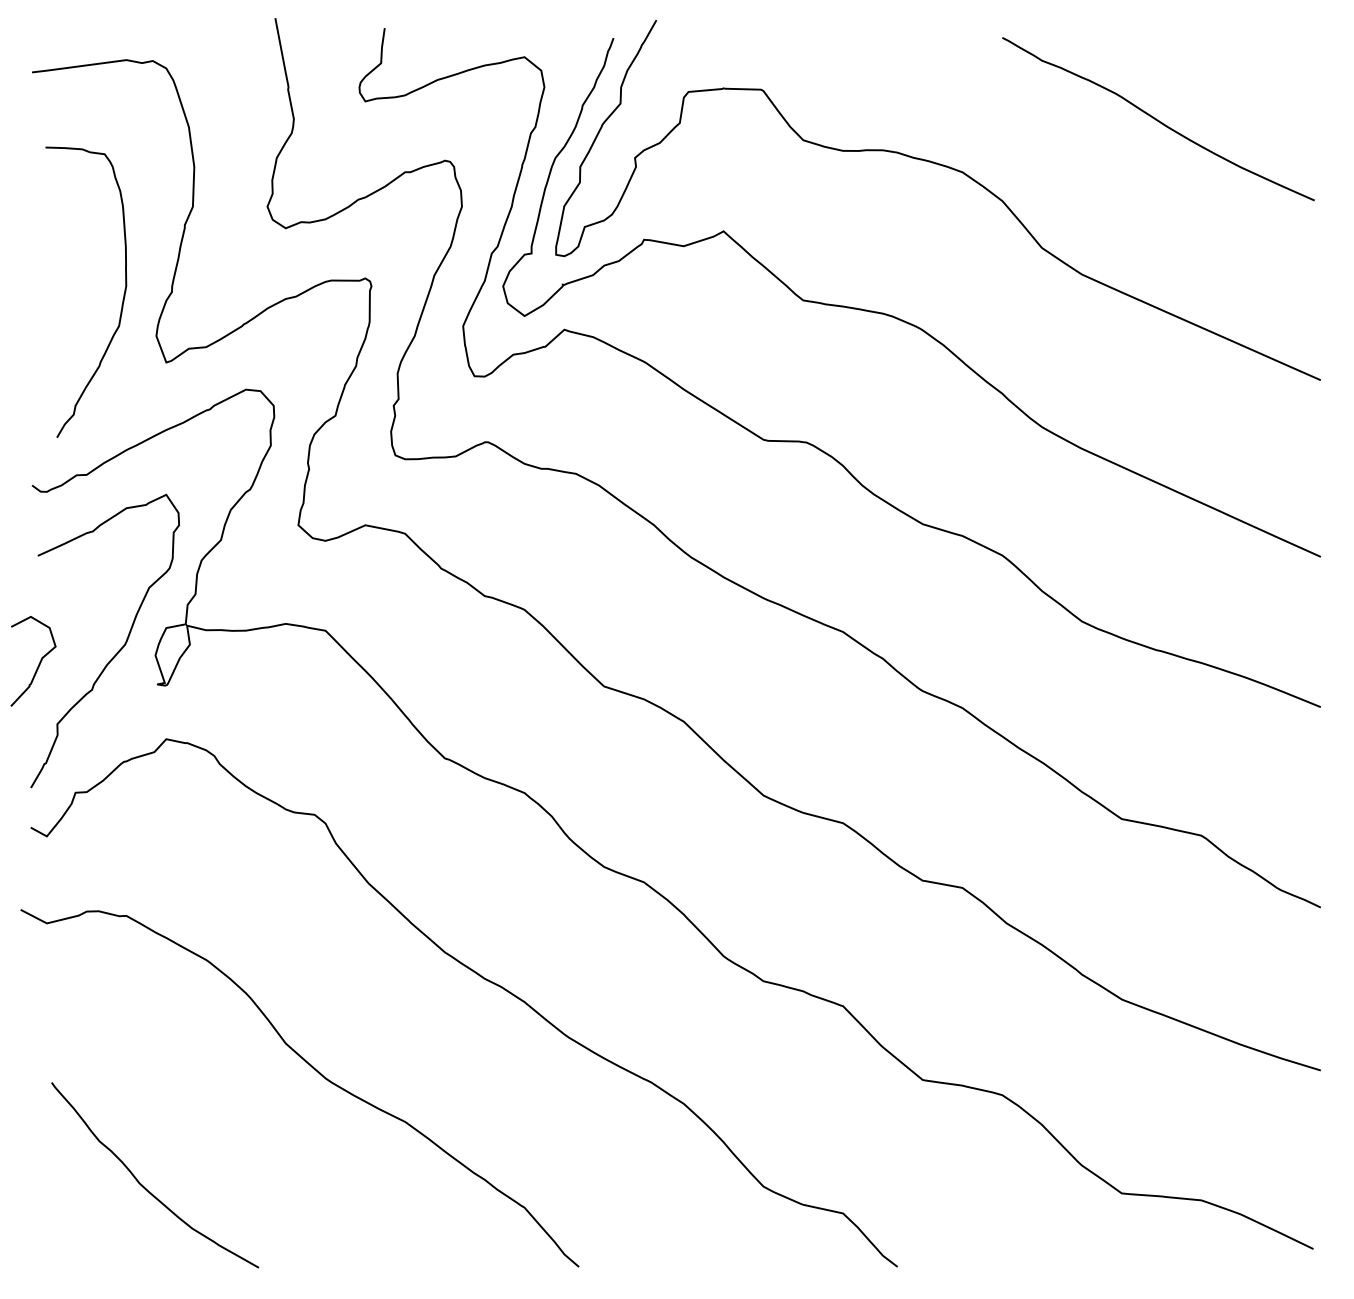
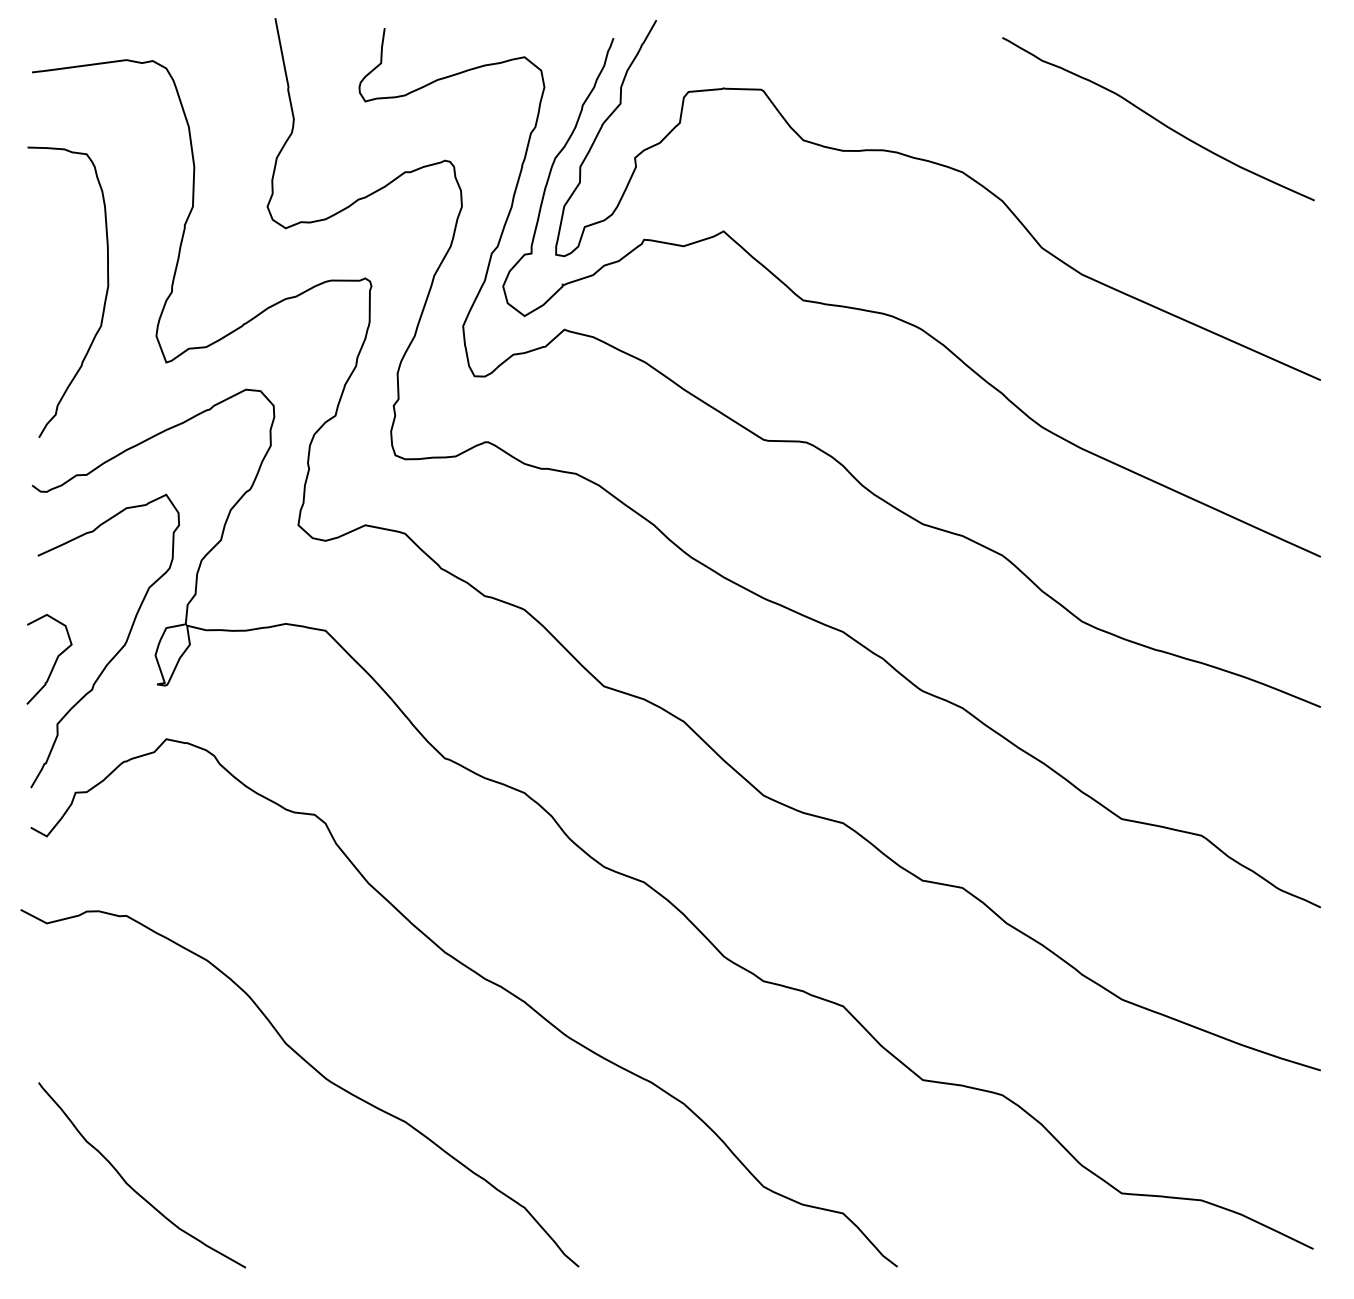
curve position: (122, 299) -> (104, 299) (104, 299)
curve position: (38, 664) -> (54, 662) (54, 662)
curve position: (144, 1186) -> (131, 1186) (131, 1186)
